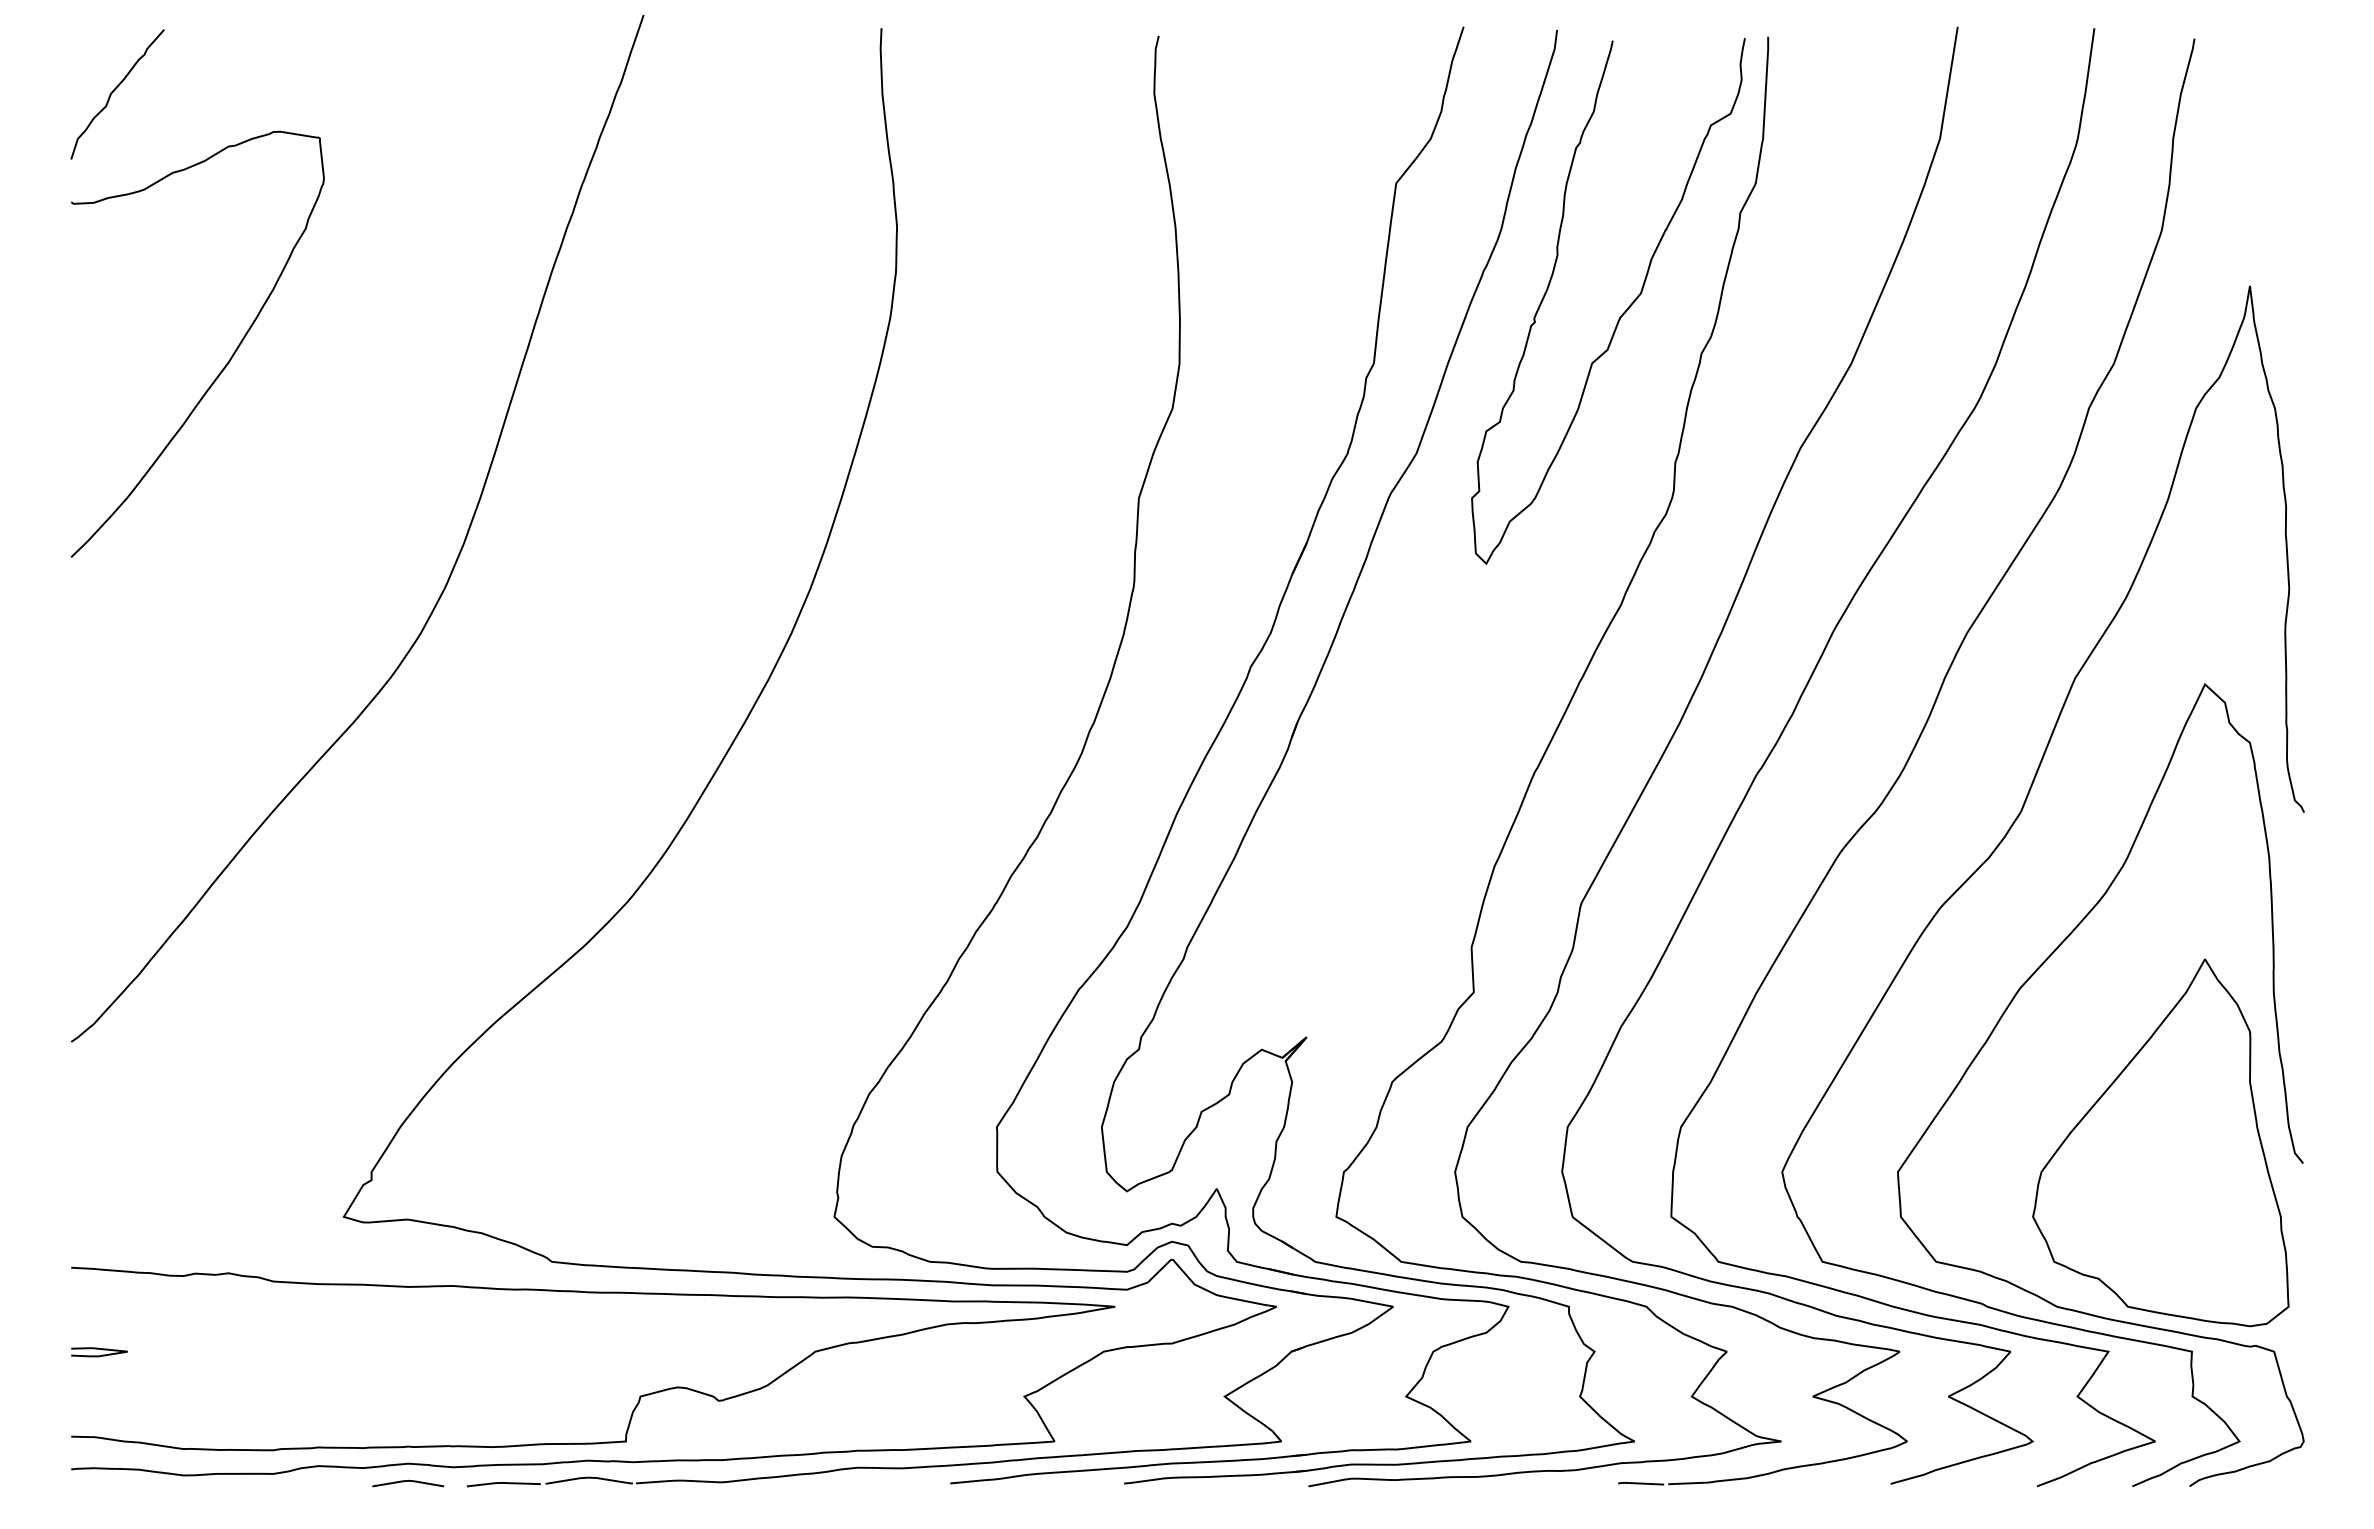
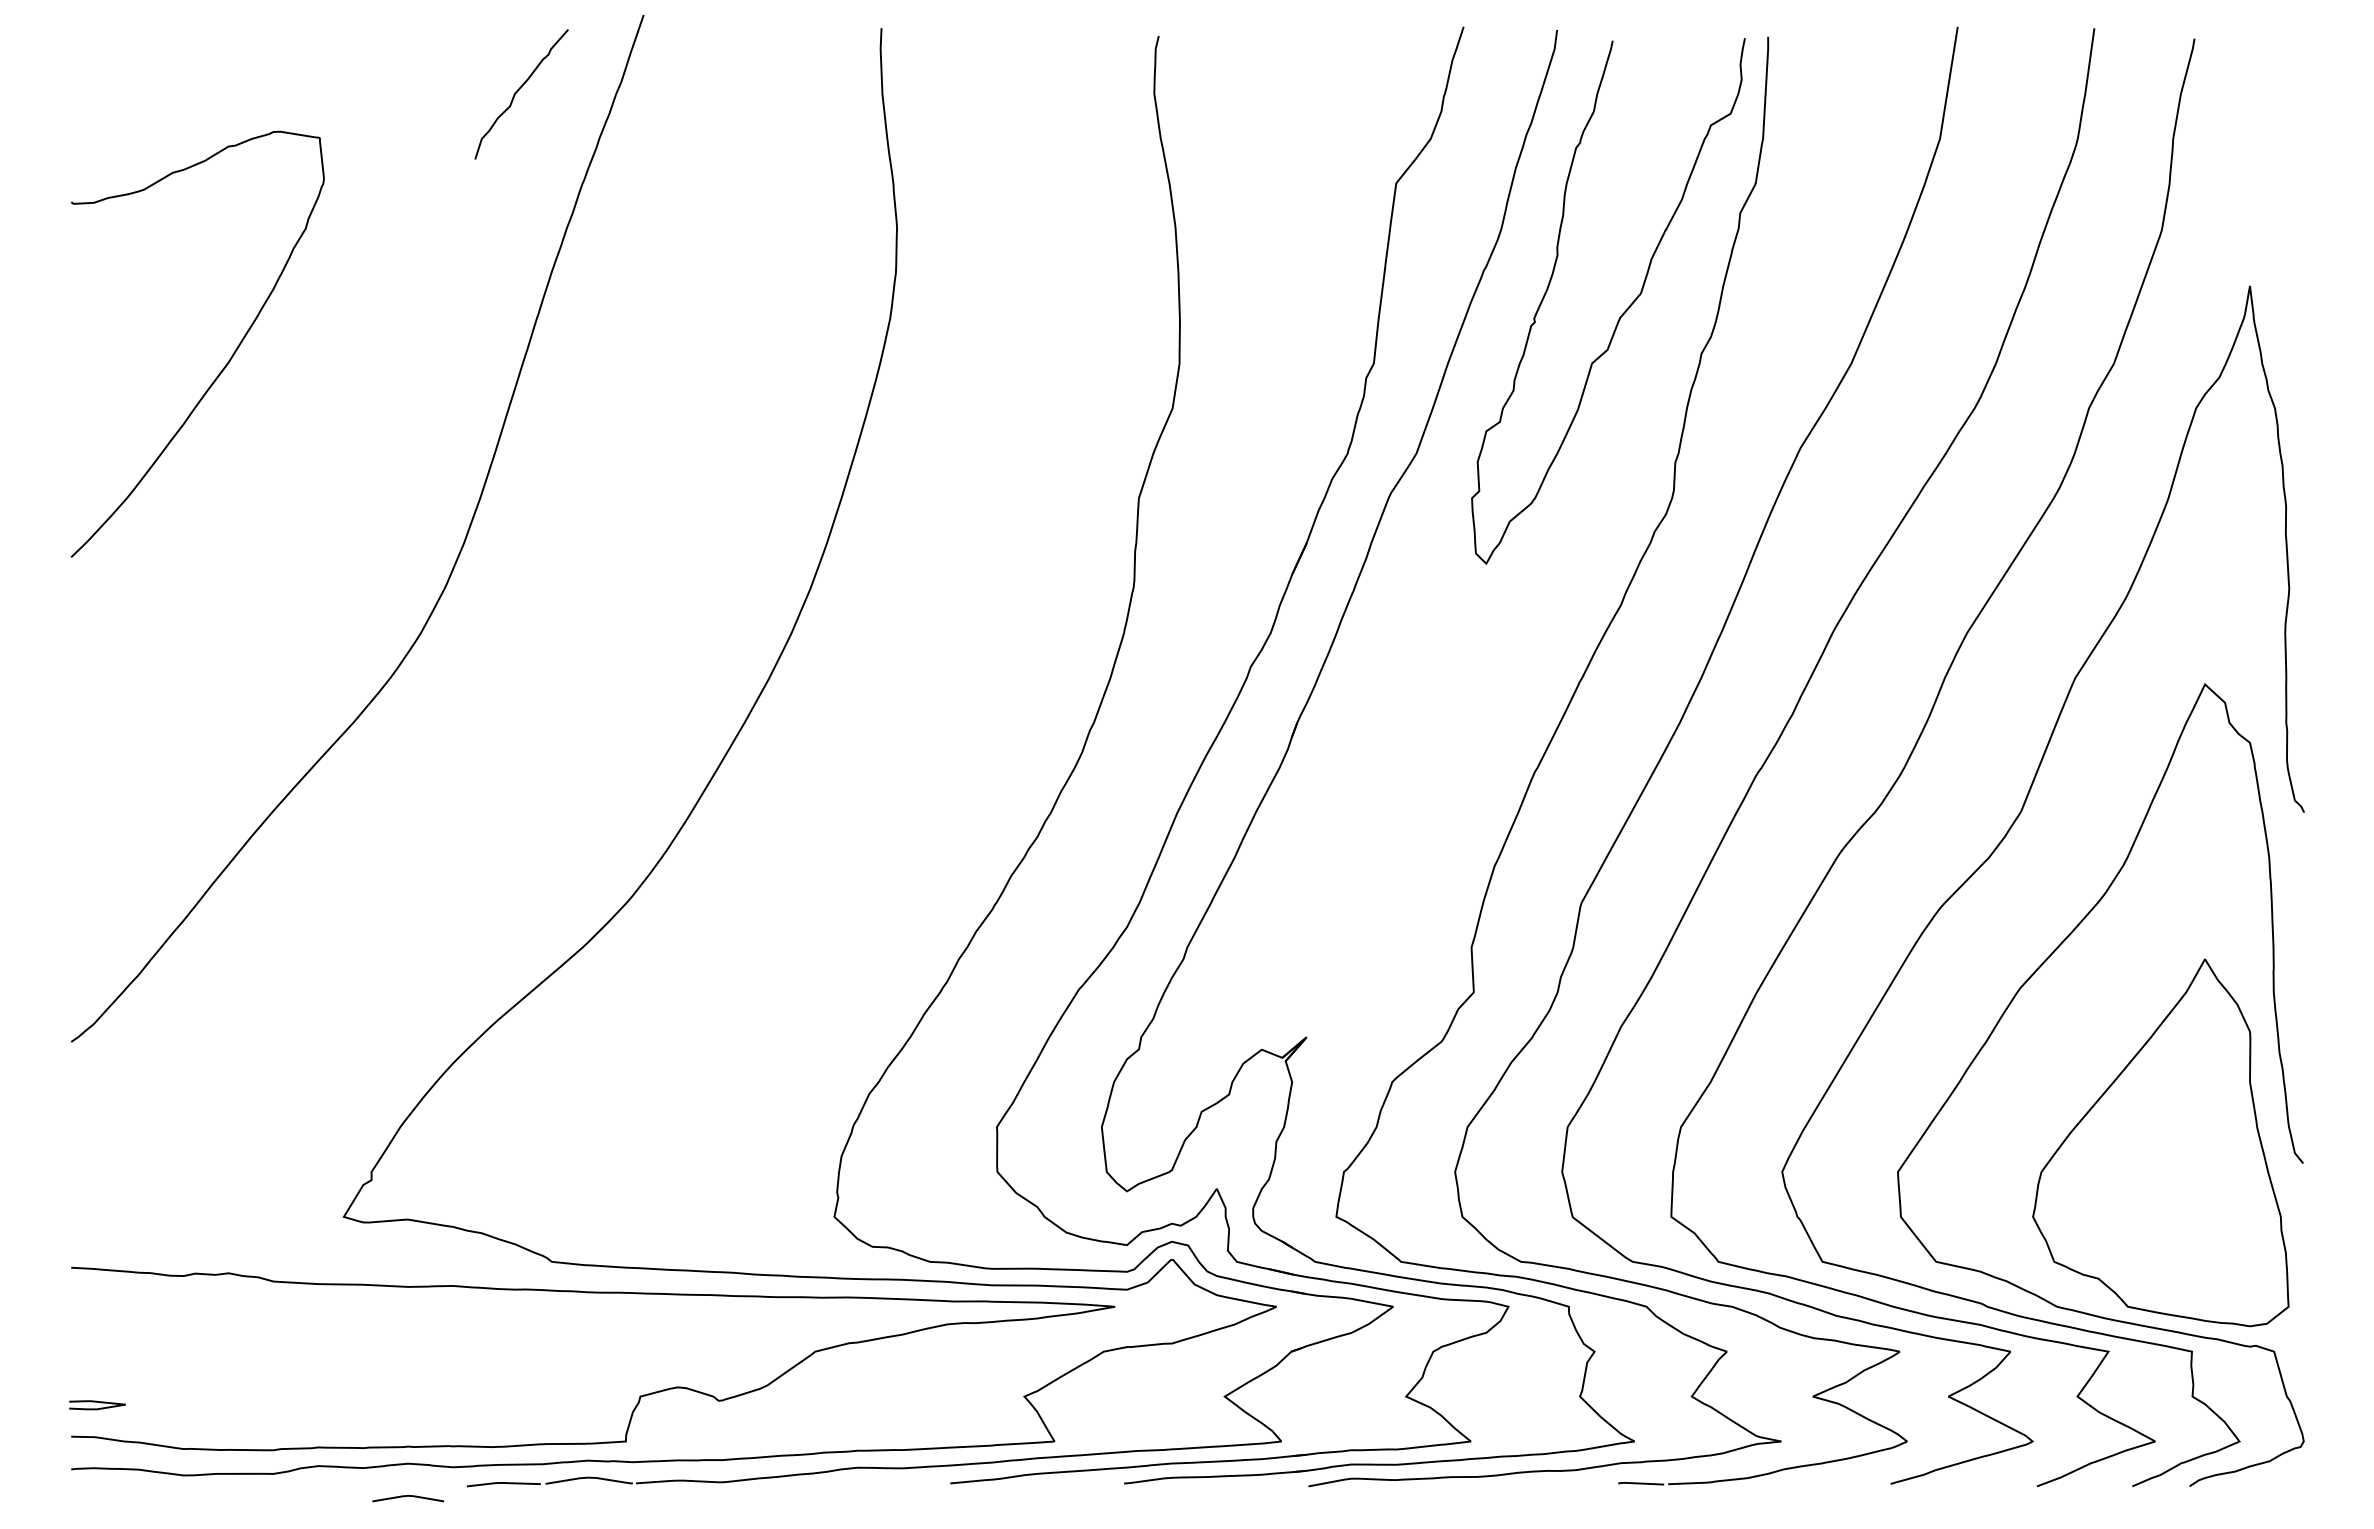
curve position: (114, 91) -> (518, 91) (518, 91)
curve position: (99, 1349) -> (97, 1402) (97, 1402)
line position: (408, 1481) -> (408, 1496) (408, 1496)
